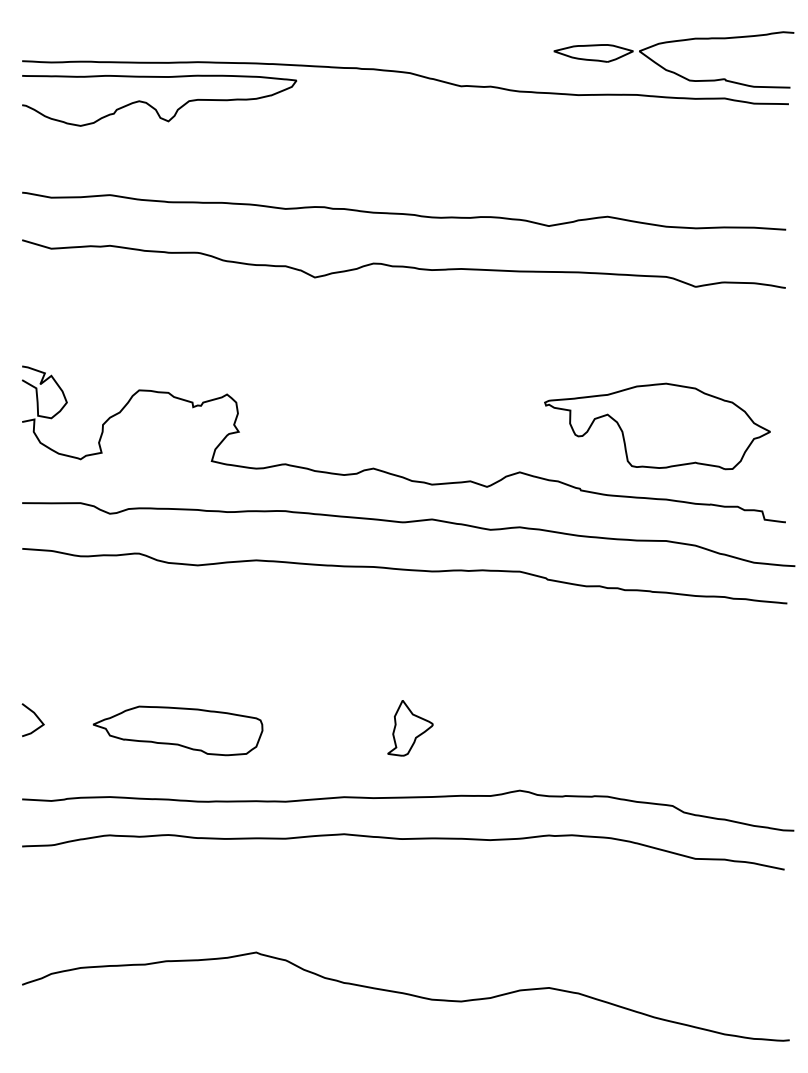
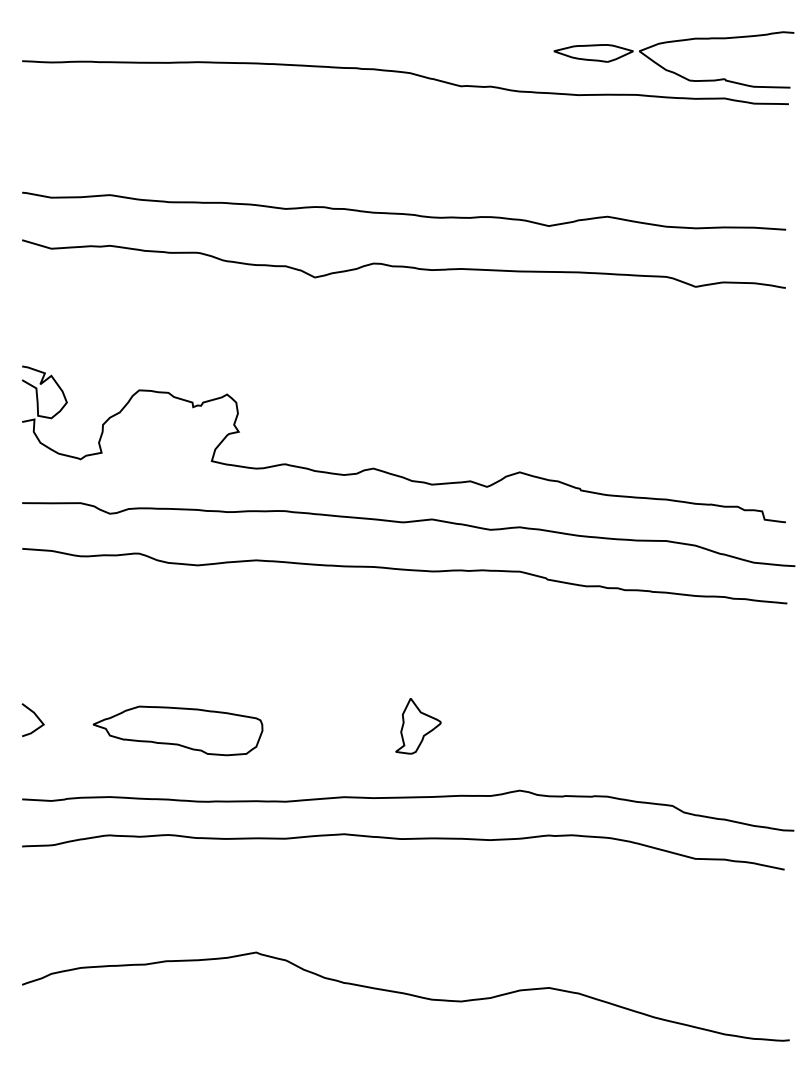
curve: present -> none (153, 106)
part: present -> none (657, 426)
part position: (410, 728) -> (418, 726) (418, 726)
